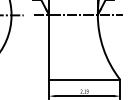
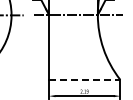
line: solid -> dashed (84, 79)
